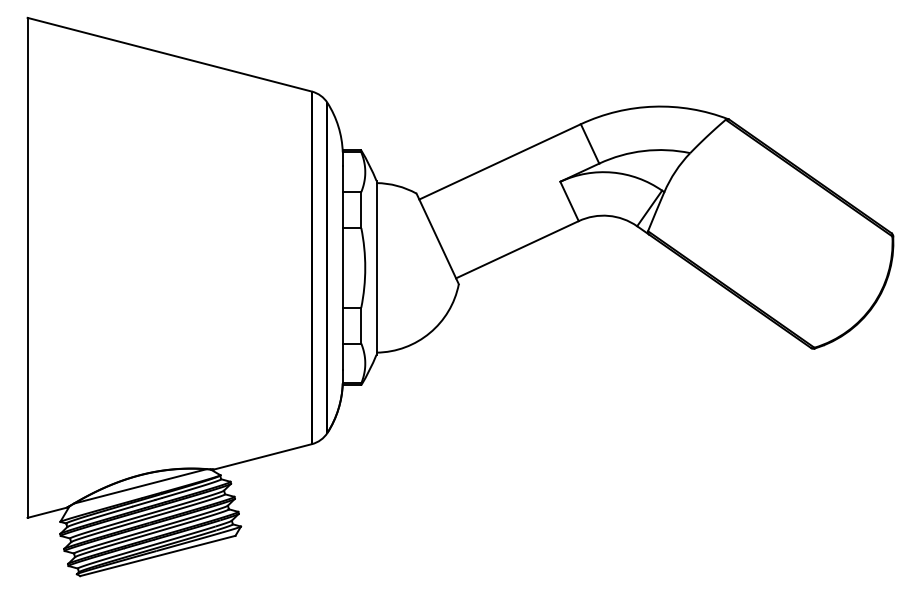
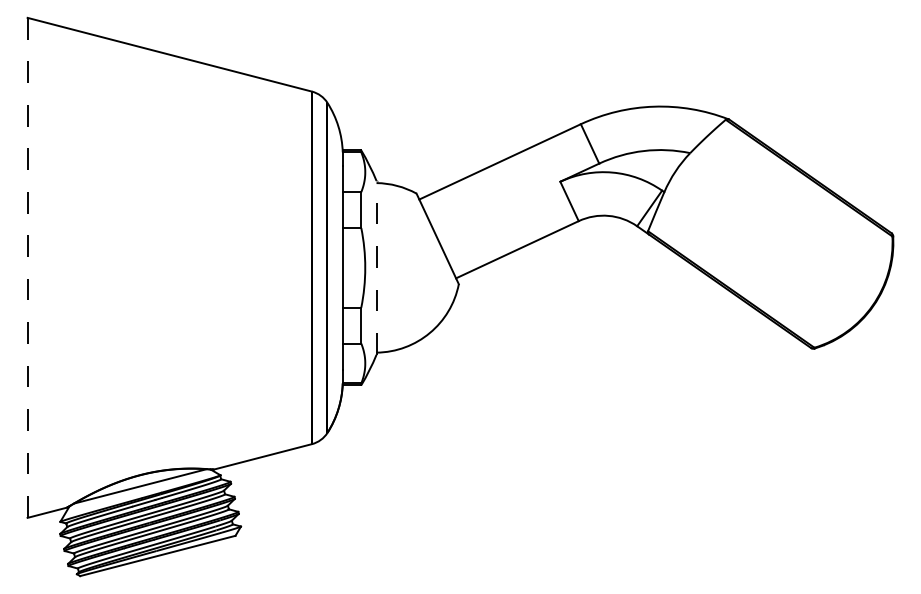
line: solid -> dashed (27, 267)
line: solid -> dashed (376, 267)
